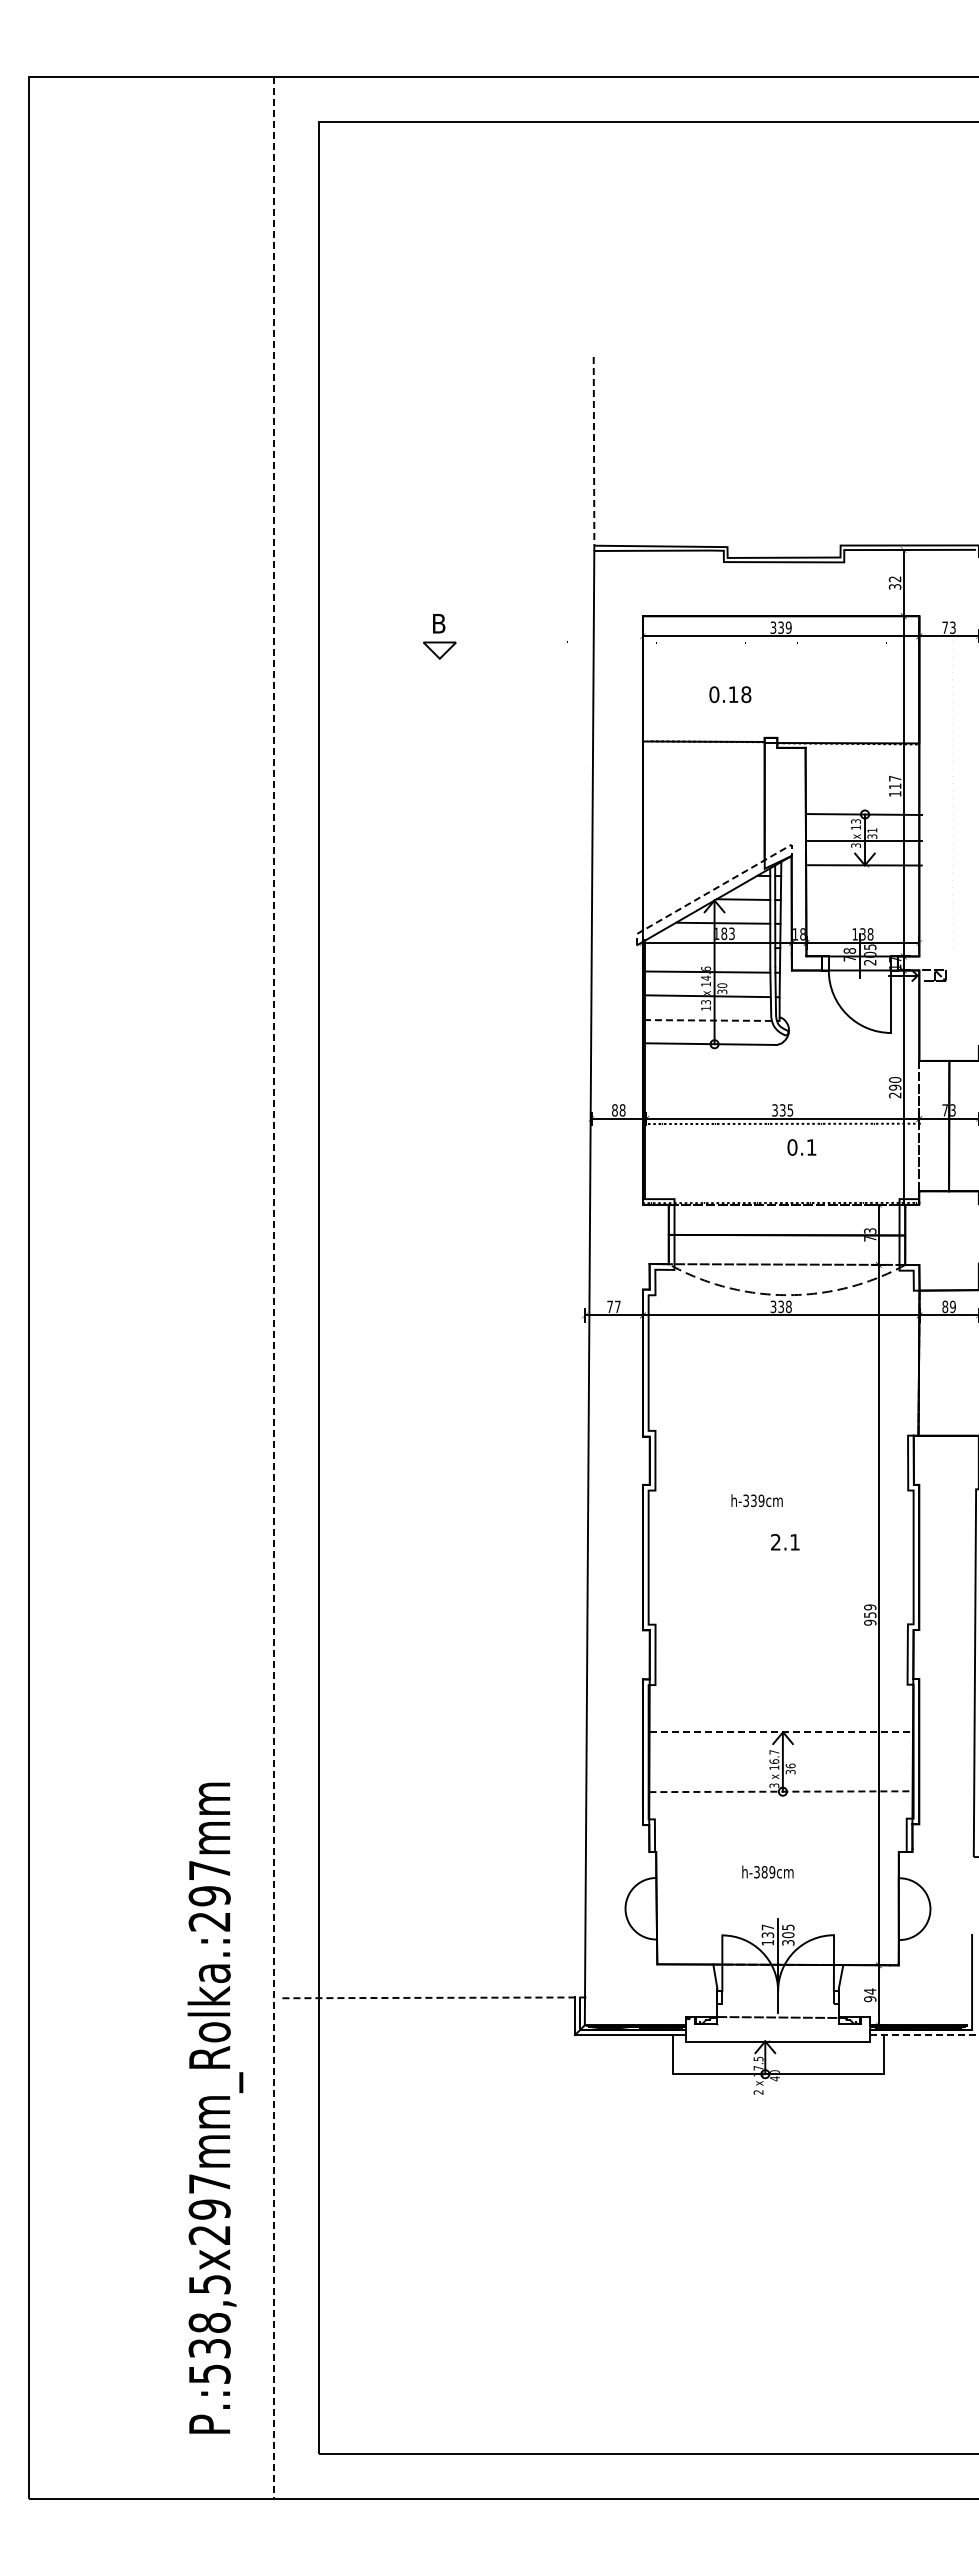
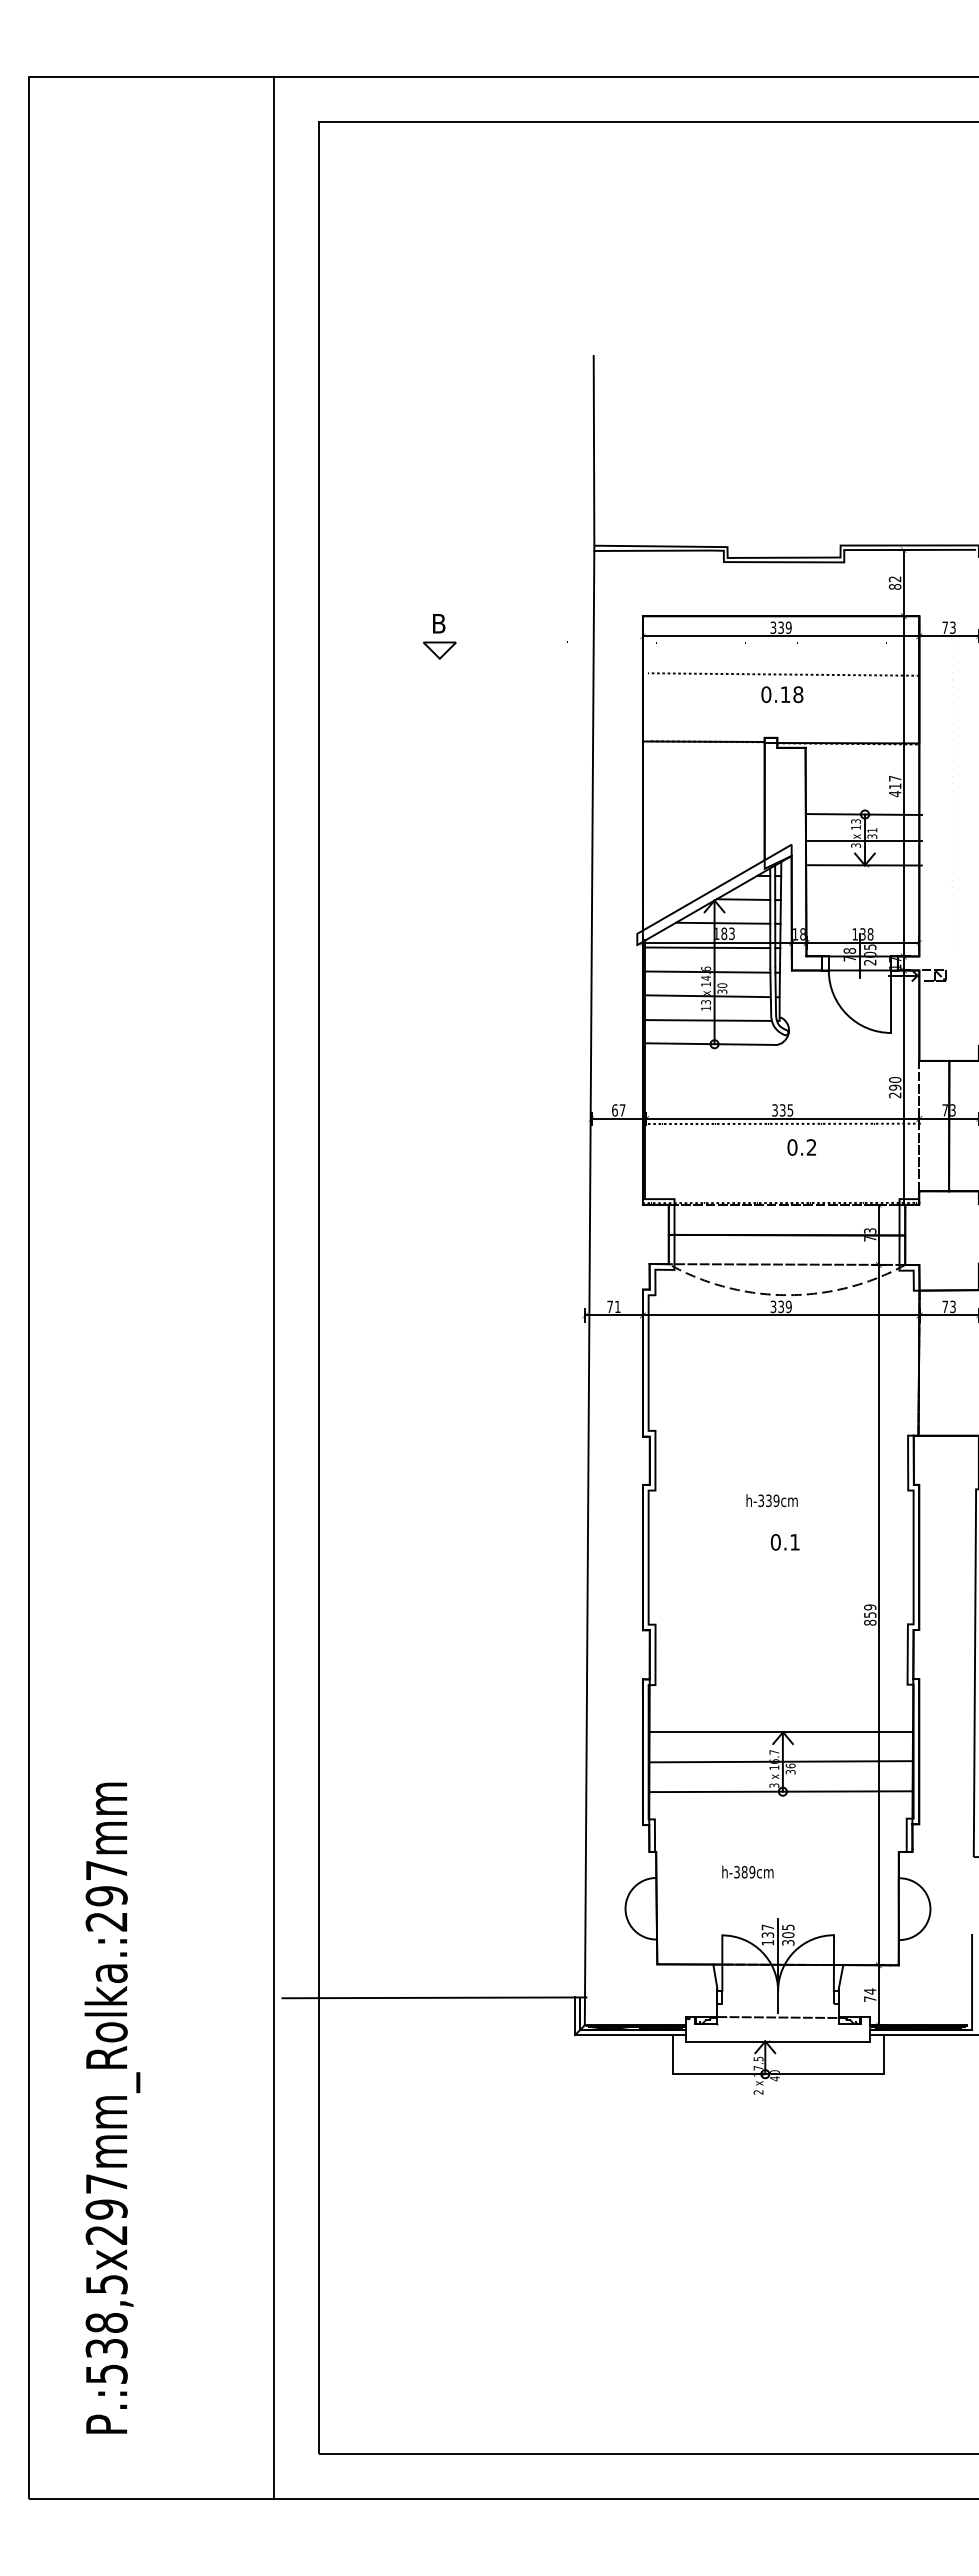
line: dashed -> solid (594, 453)
text: 32 -> 82 (895, 586)
line: none -> present (783, 674)
text position: (730, 694) -> (782, 694) (782, 694)
text: 117 -> 417 (895, 793)
line: dashed -> solid (714, 889)
line: none -> present (707, 947)
line: dashed -> solid (708, 1020)
text: 88 -> 67 (618, 1110)
text: 0.1 -> 0.2 (811, 1147)
line: dashed -> solid (273, 1288)
text: 77 -> 71 (617, 1306)
text: 89 -> 73 (948, 1306)
text: 338 -> 339 (788, 1307)
text position: (756, 1500) -> (771, 1500) (771, 1500)
text: 2.1 -> 0.1 (775, 1542)
text: 959 -> 859 (870, 1622)
line: dashed -> solid (781, 1732)
line: none -> present (780, 1761)
line: dashed -> solid (780, 1791)
text position: (767, 1871) -> (747, 1871) (747, 1871)
line: dashed -> solid (434, 1997)
text: 94 -> 74 (870, 1999)
line: dashed -> solid (924, 2035)
text position: (215, 2107) -> (112, 2107) (112, 2107)
